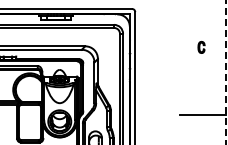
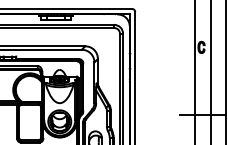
line: none -> present (195, 71)
line: none -> present (210, 71)
line: dashed -> solid (226, 72)
